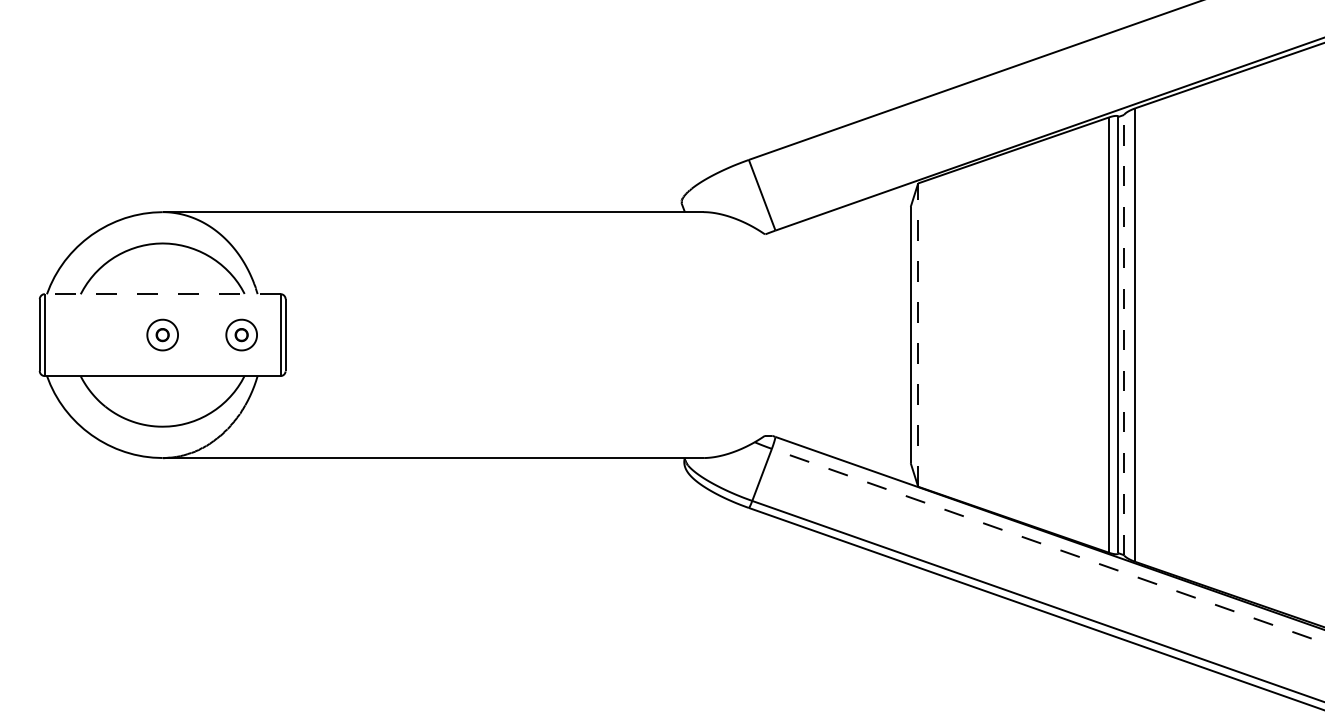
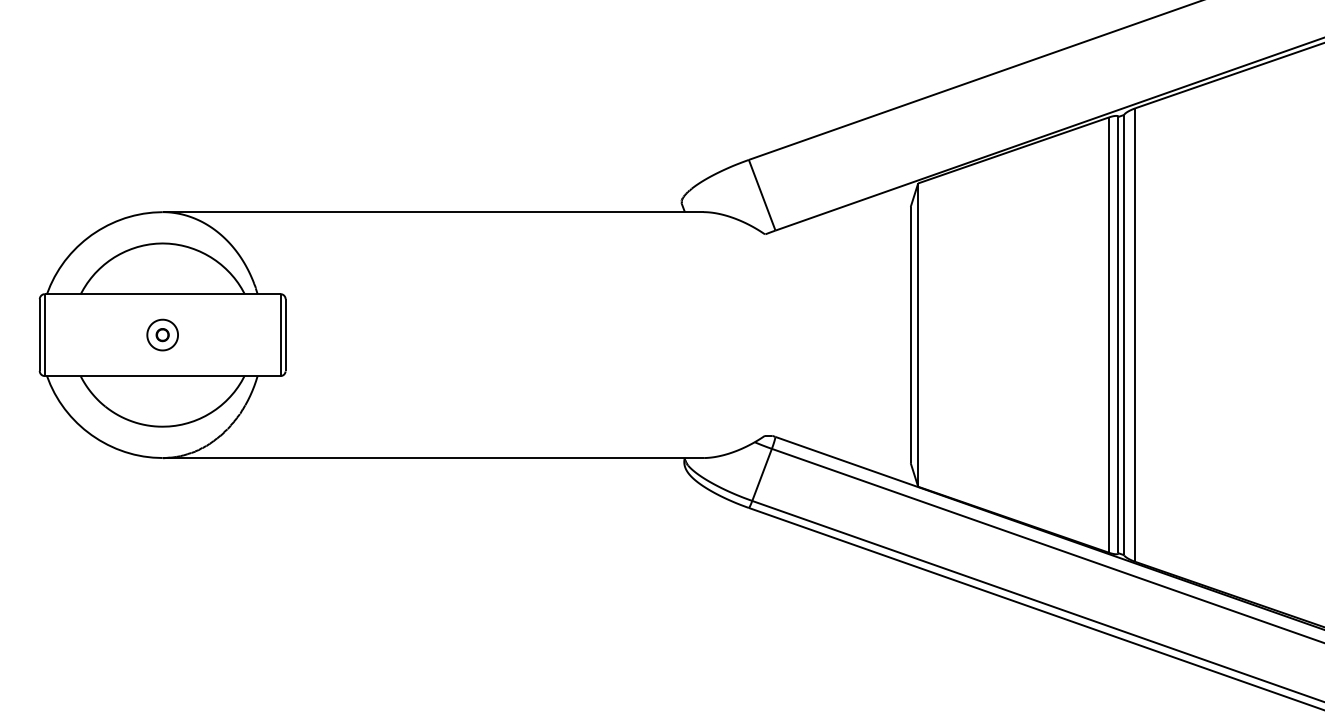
line: dashed -> solid (162, 294)
part: present -> none (241, 334)
line: dashed -> solid (1124, 334)
line: dashed -> solid (918, 335)
line: dashed -> solid (1048, 546)
